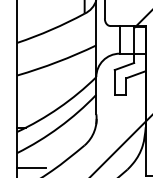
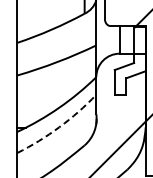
arc: solid -> dashed (59, 127)
line: present -> none (31, 168)
